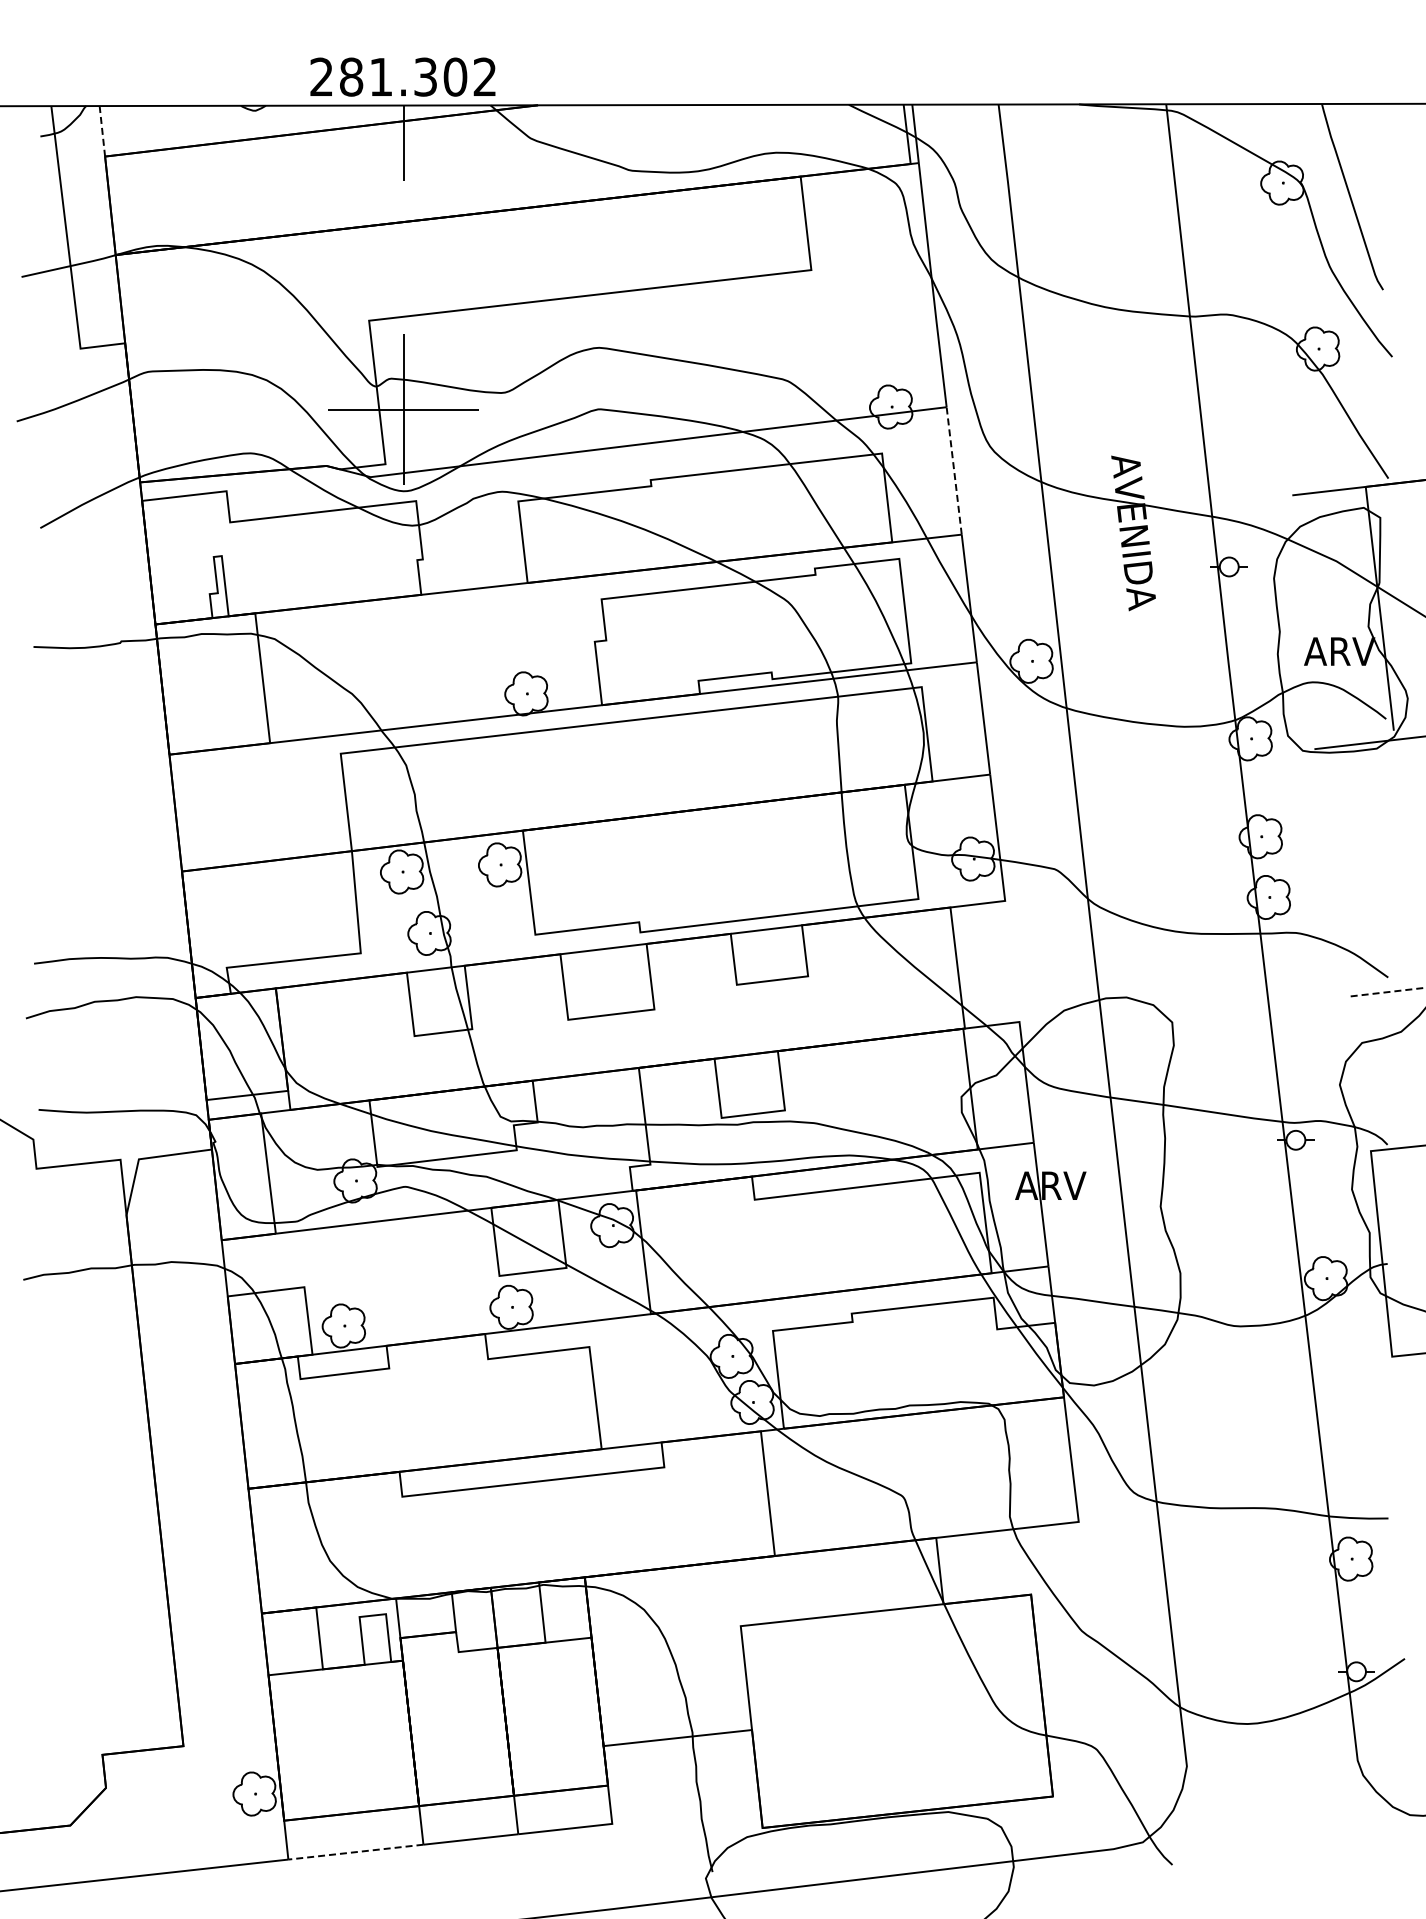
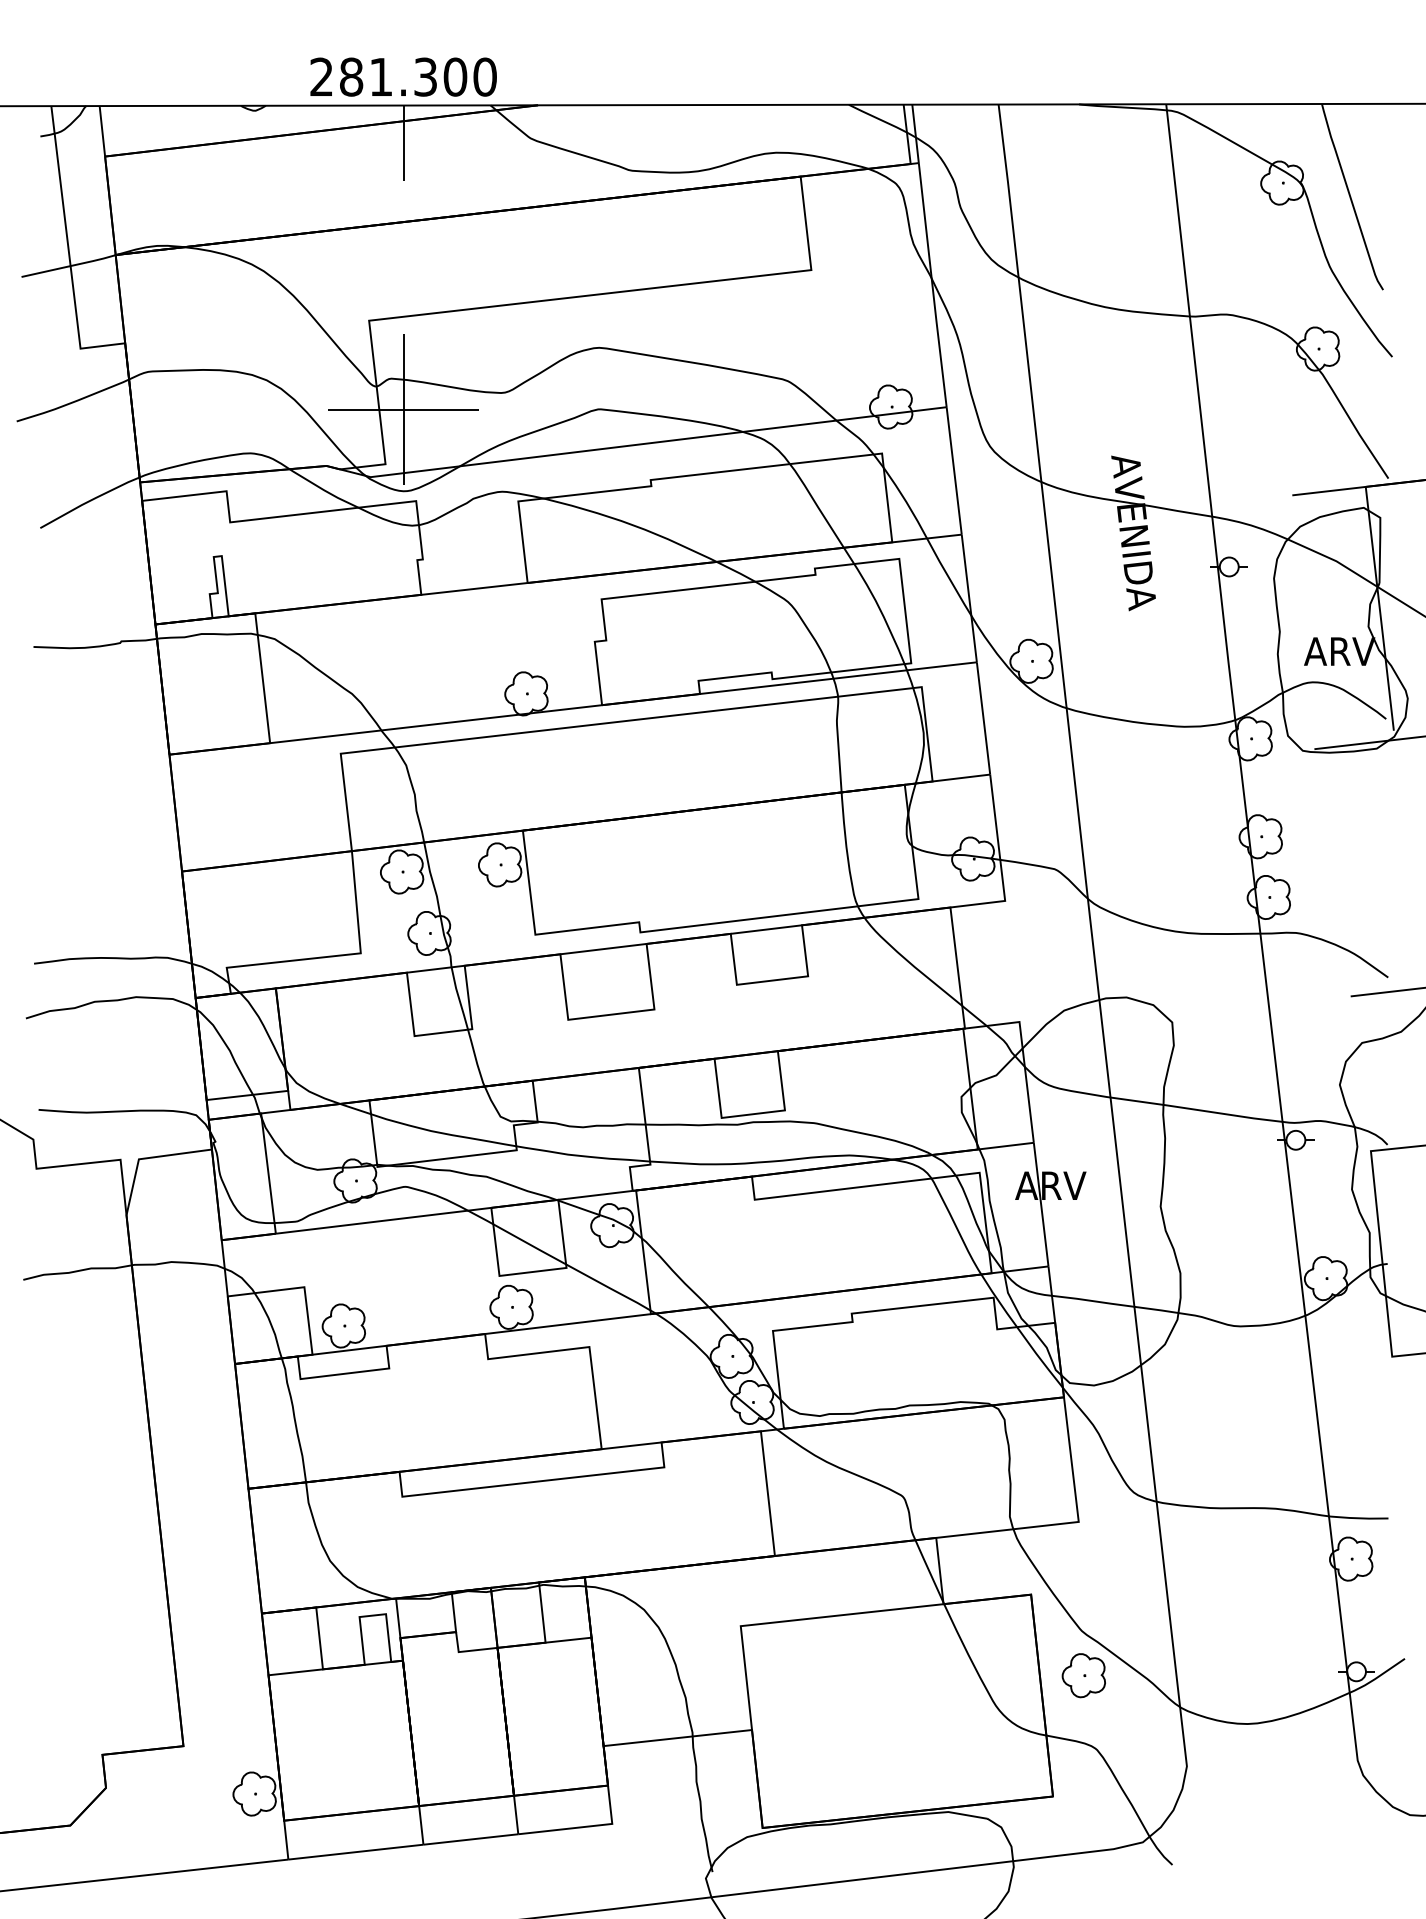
text: 281.302 -> 281.300 (484, 76)
line: dashed -> solid (102, 131)
line: dashed -> solid (954, 470)
line: dashed -> solid (1388, 992)
part: none -> present (1083, 1675)
line: dashed -> solid (355, 1852)
